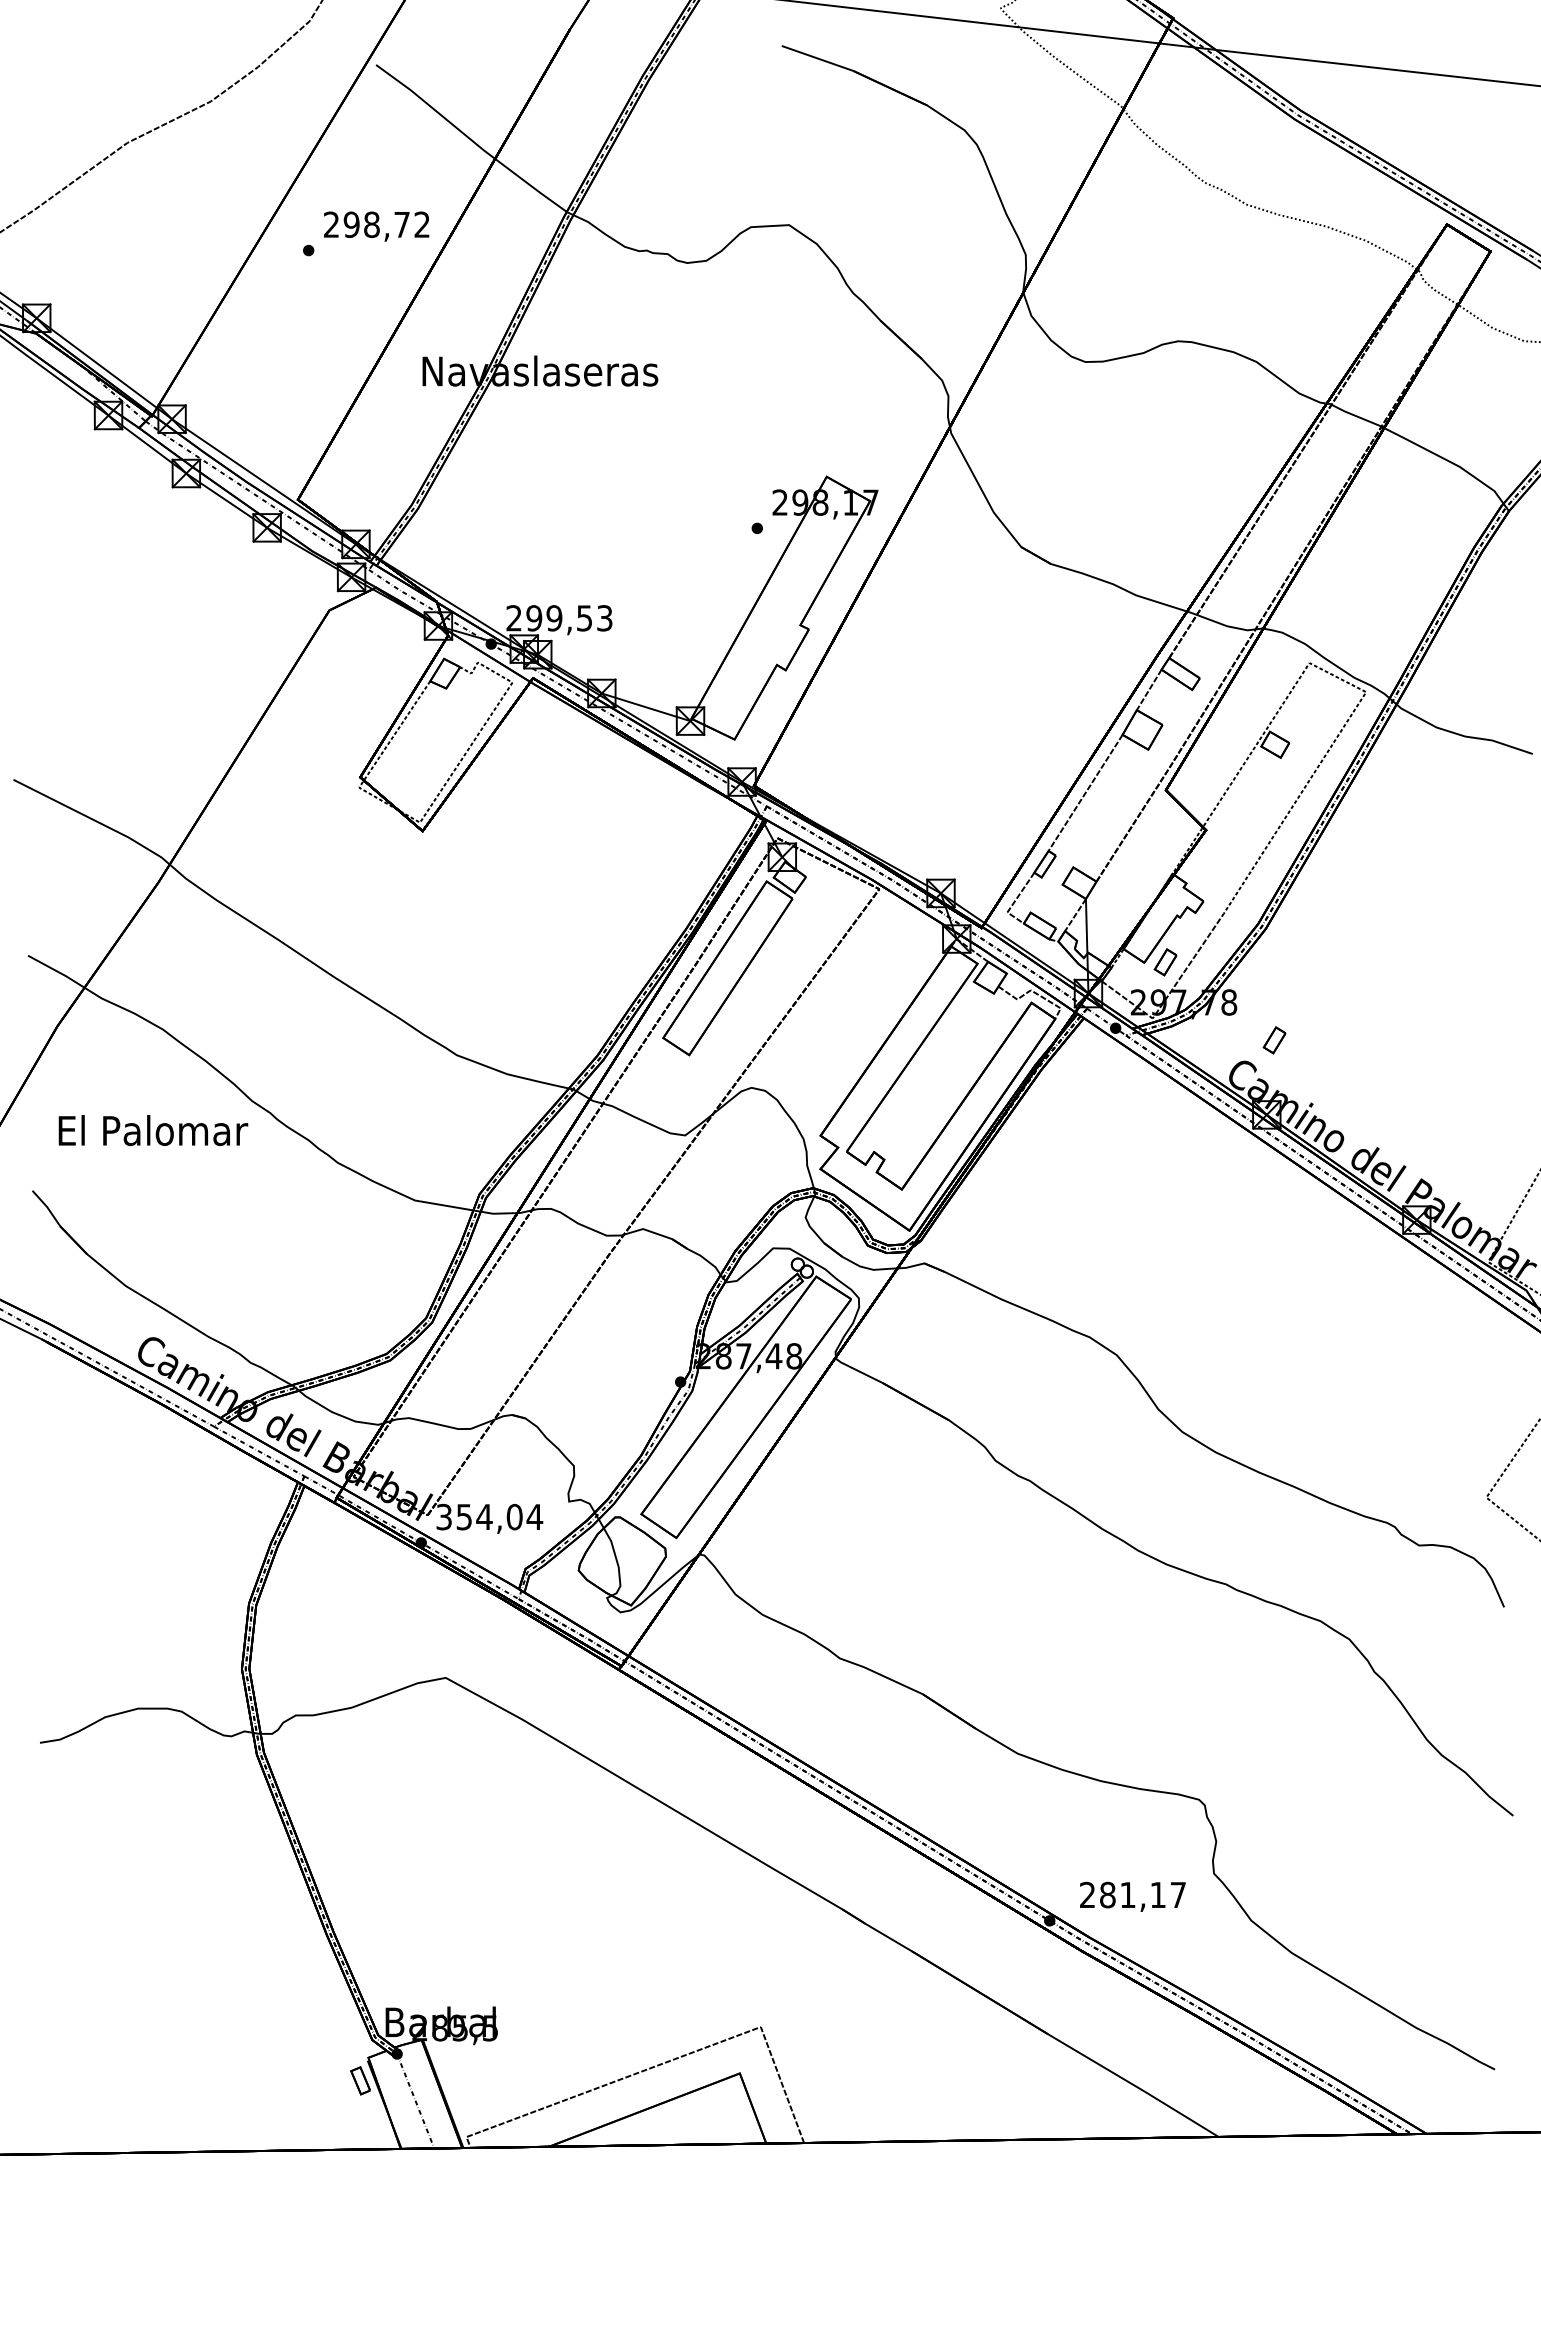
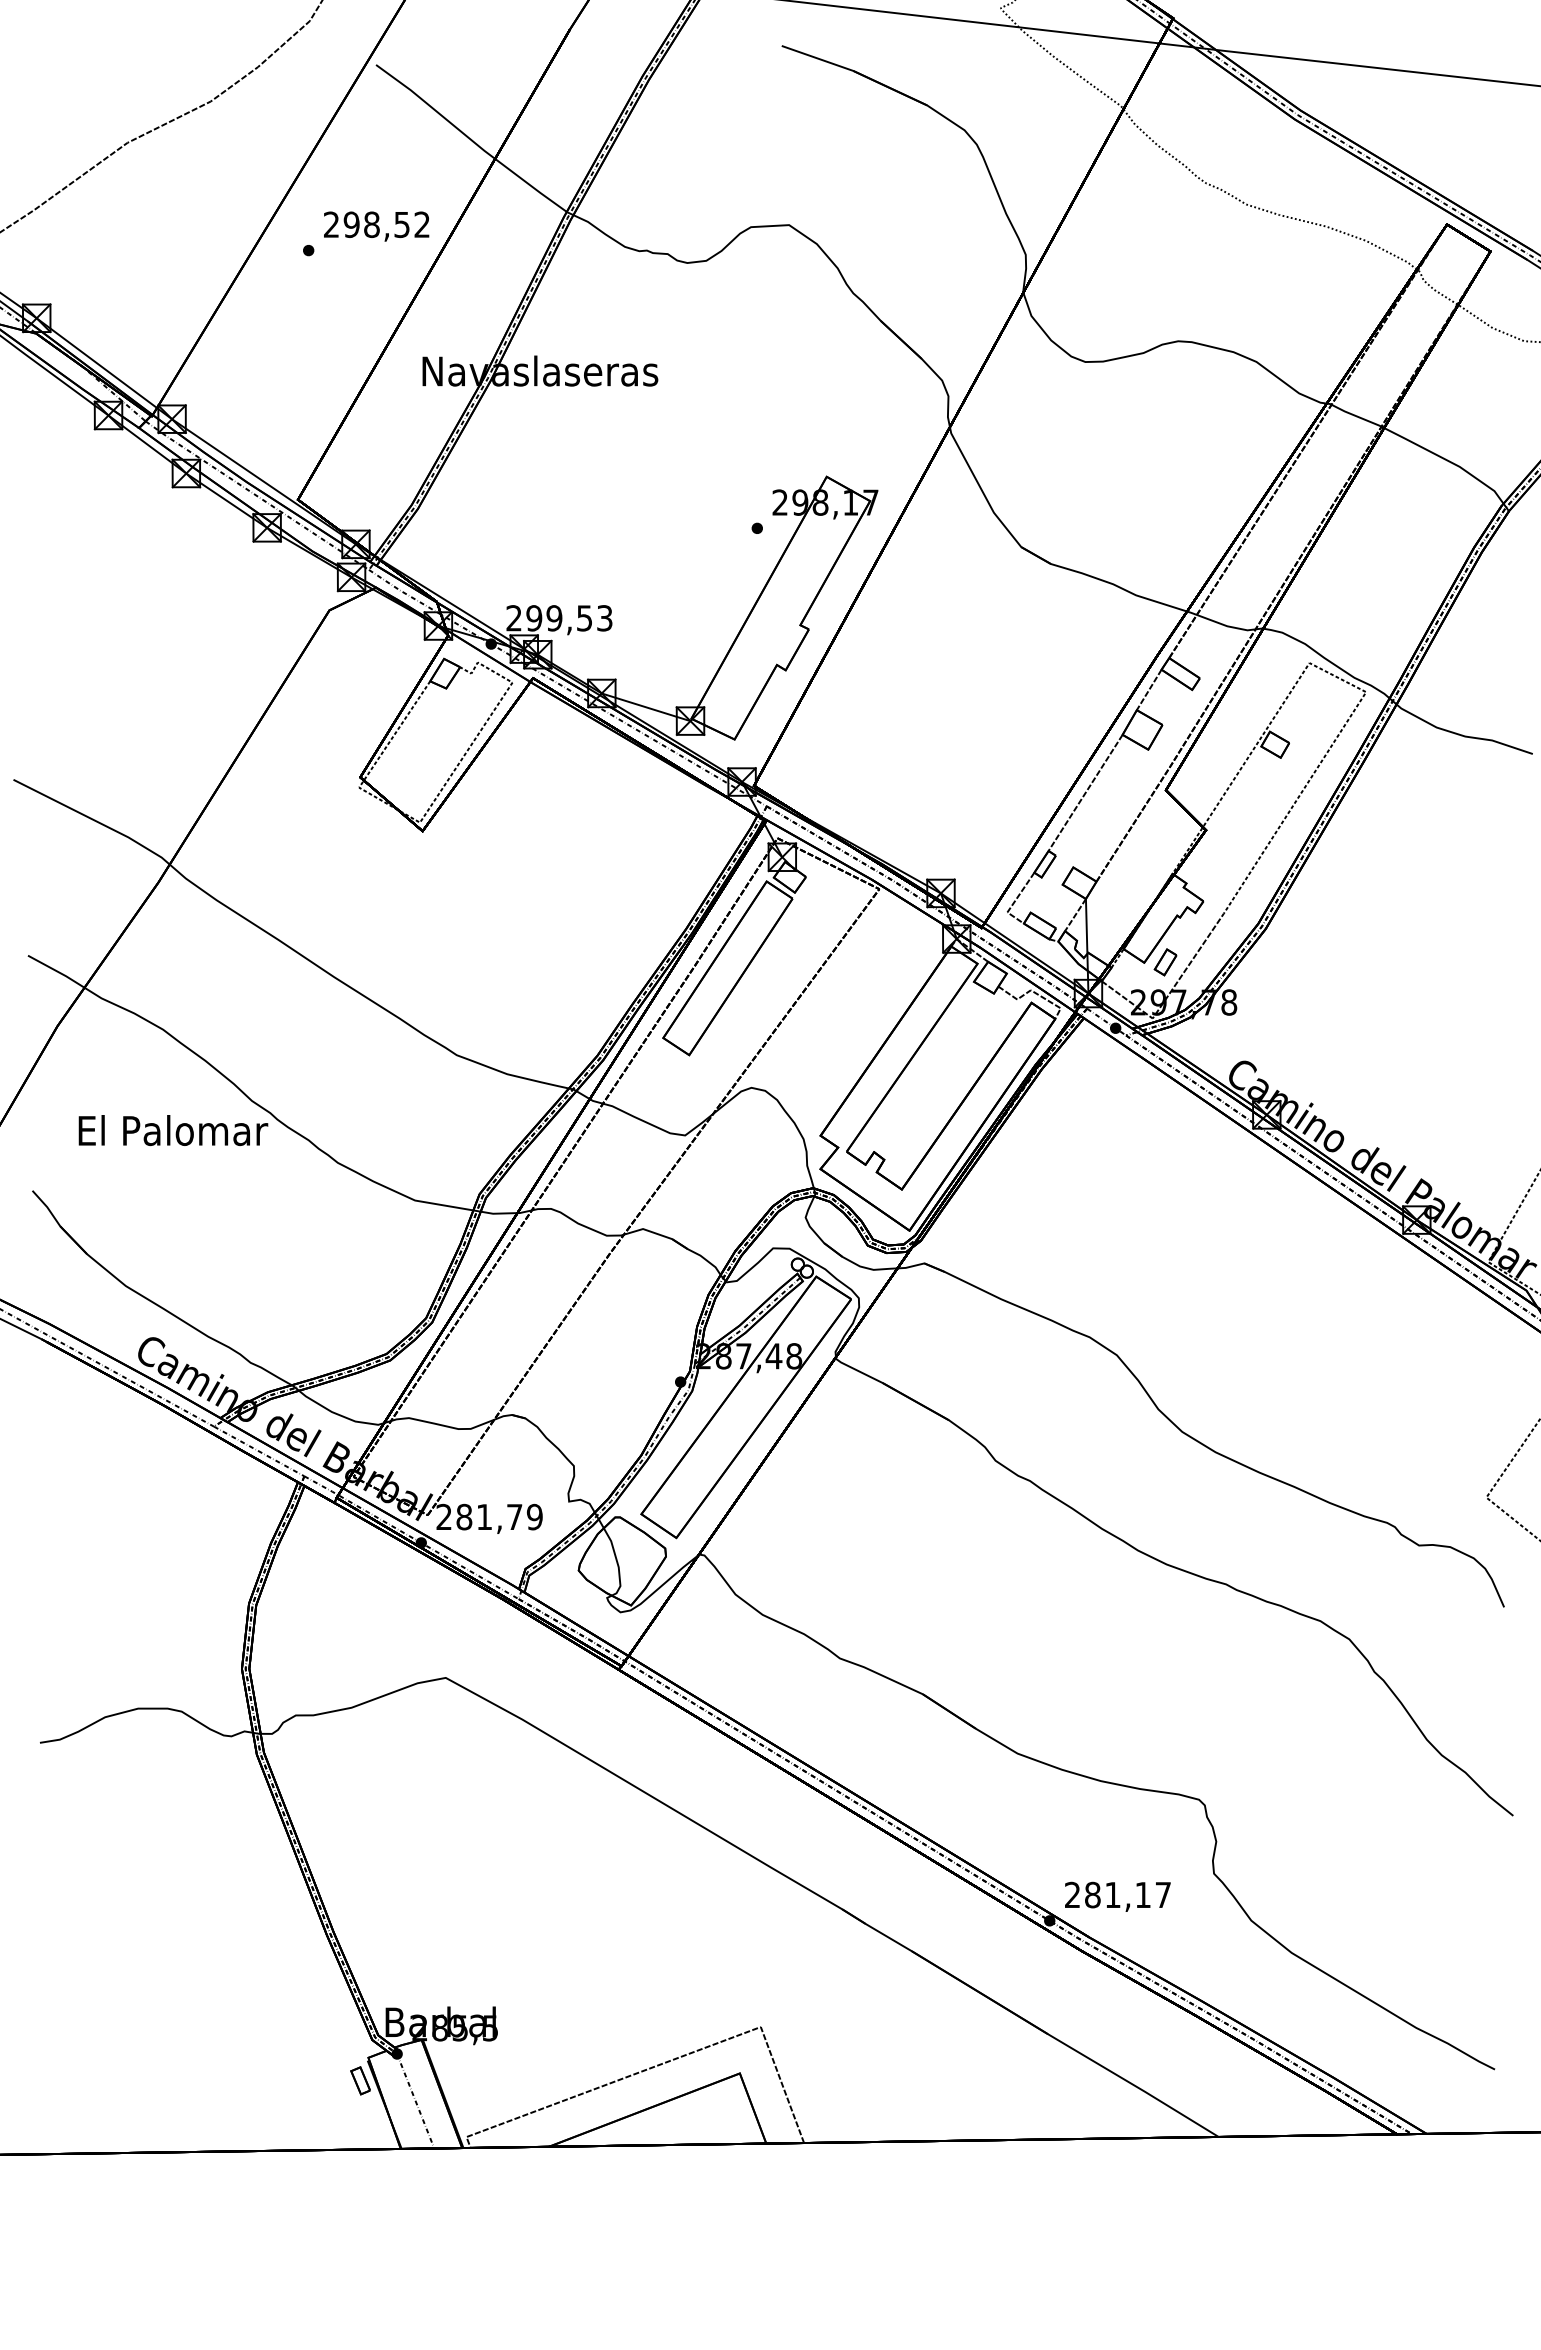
text: 298,72 -> 298,52 (401, 225)
part: present -> none (1274, 1040)
text position: (153, 1130) -> (173, 1130) (173, 1130)
text: 354,04 -> 281,79 (489, 1516)
text position: (1132, 1896) -> (1117, 1896) (1117, 1896)
